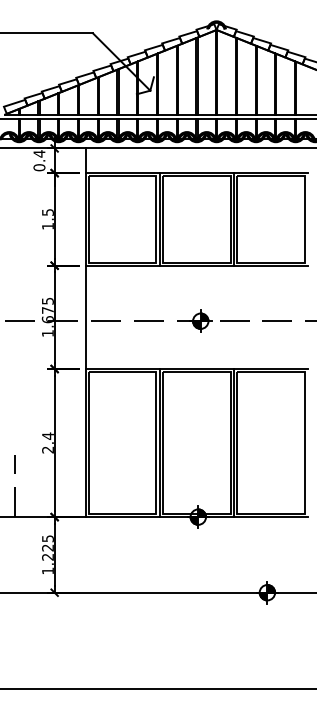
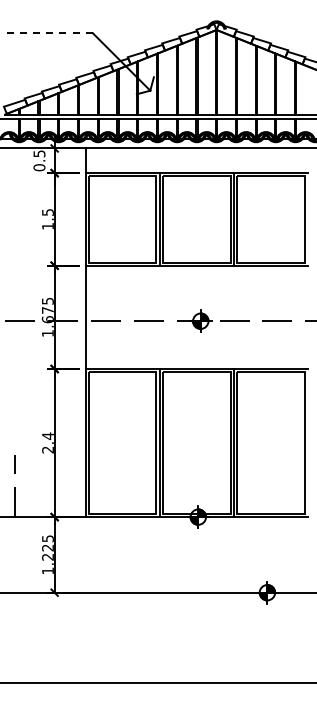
line: solid -> dashed (47, 33)
text: 0.4 -> 0.5 (39, 153)
line position: (157, 688) -> (157, 682) (157, 682)
